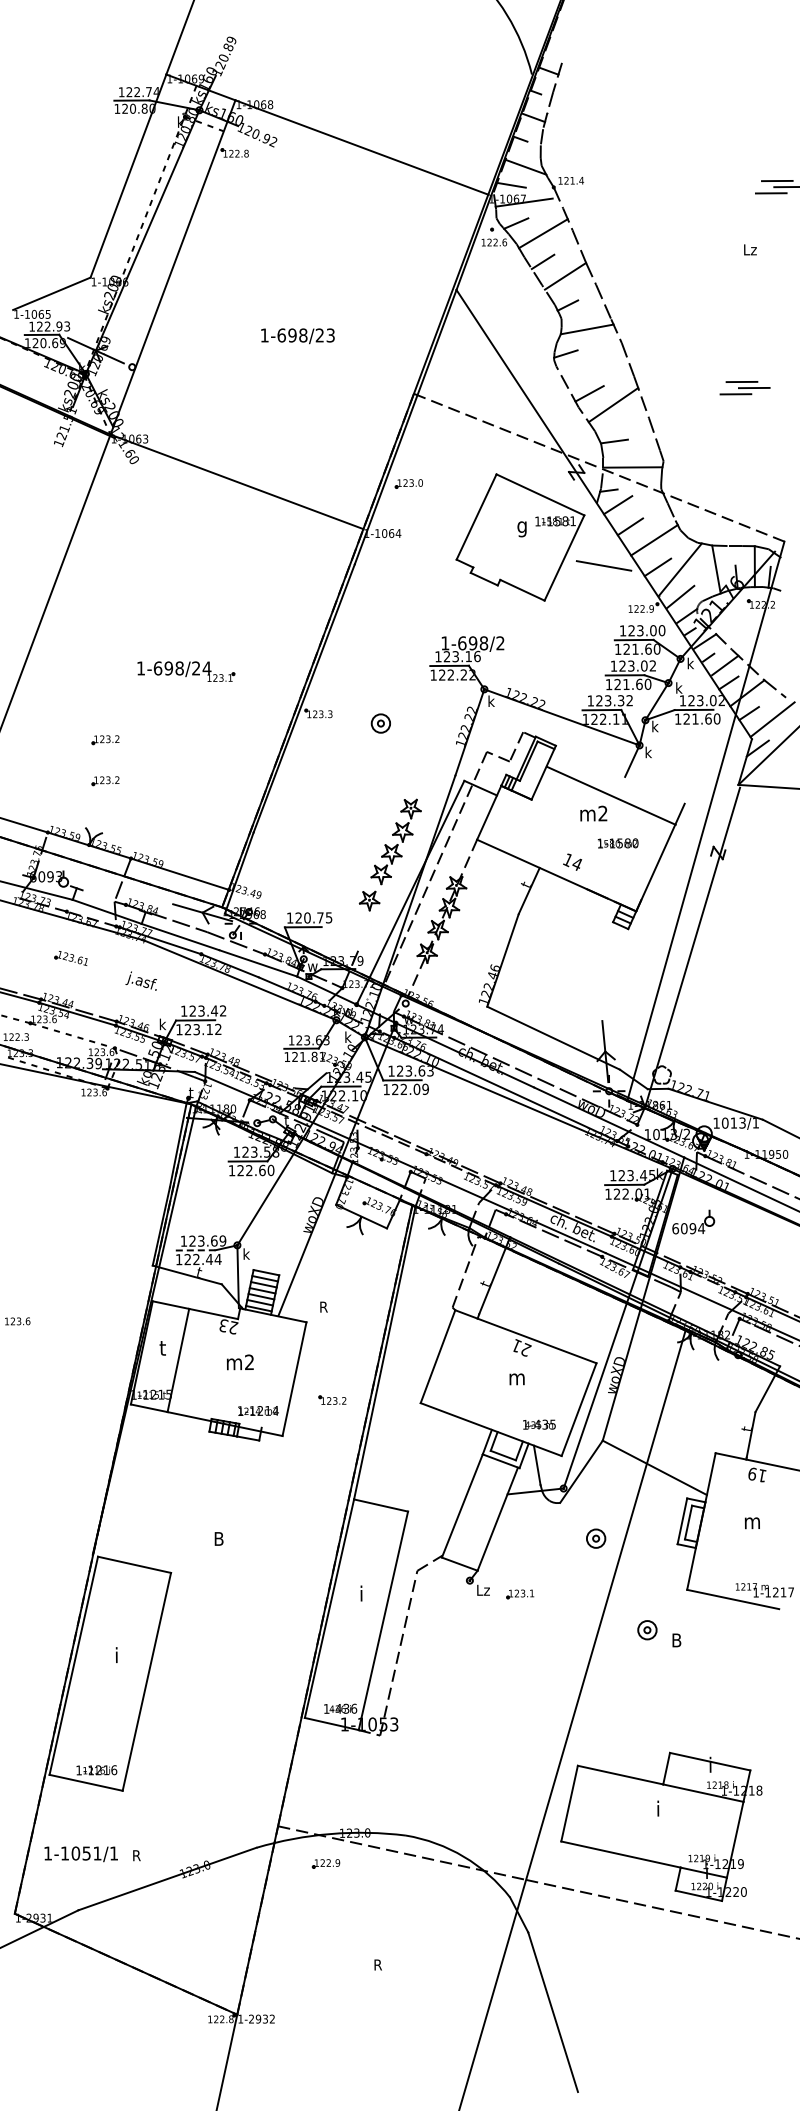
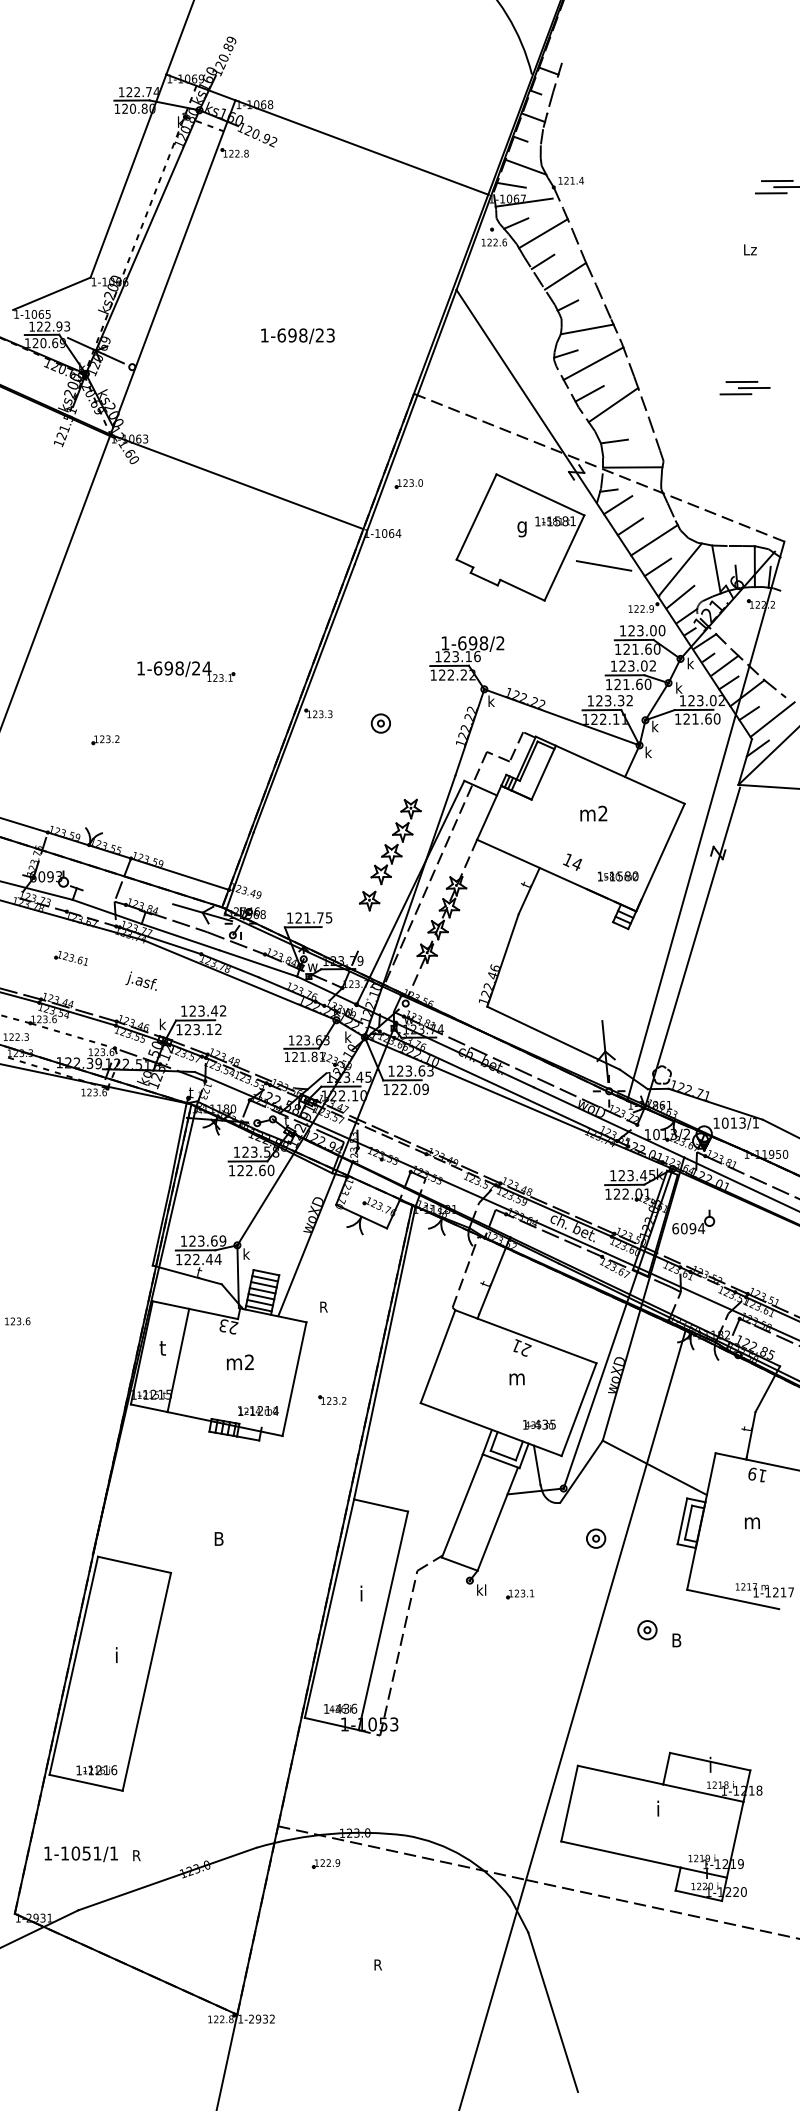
line: none -> present (593, 363)
part: present -> none (105, 781)
line position: (610, 795) -> (619, 774) (619, 774)
text position: (617, 843) -> (617, 876) (617, 876)
text: 120.75 -> 121.75 (307, 917)
line: dashed -> solid (195, 1250)
text: Lz -> kl (483, 1589)
